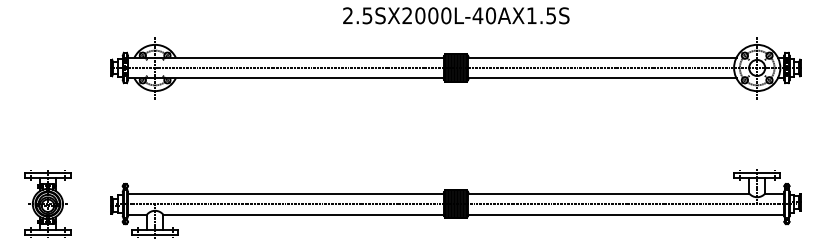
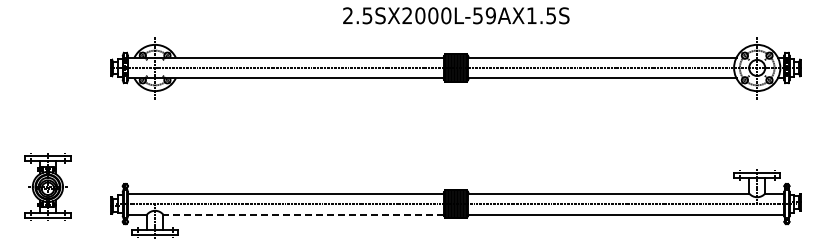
text: 2.5SX2000L-40AX1.5S -> 2.5SX2000L-59AX1.5S (483, 15)
part position: (47, 203) -> (47, 186) (47, 186)
line: solid -> dashed (303, 214)
